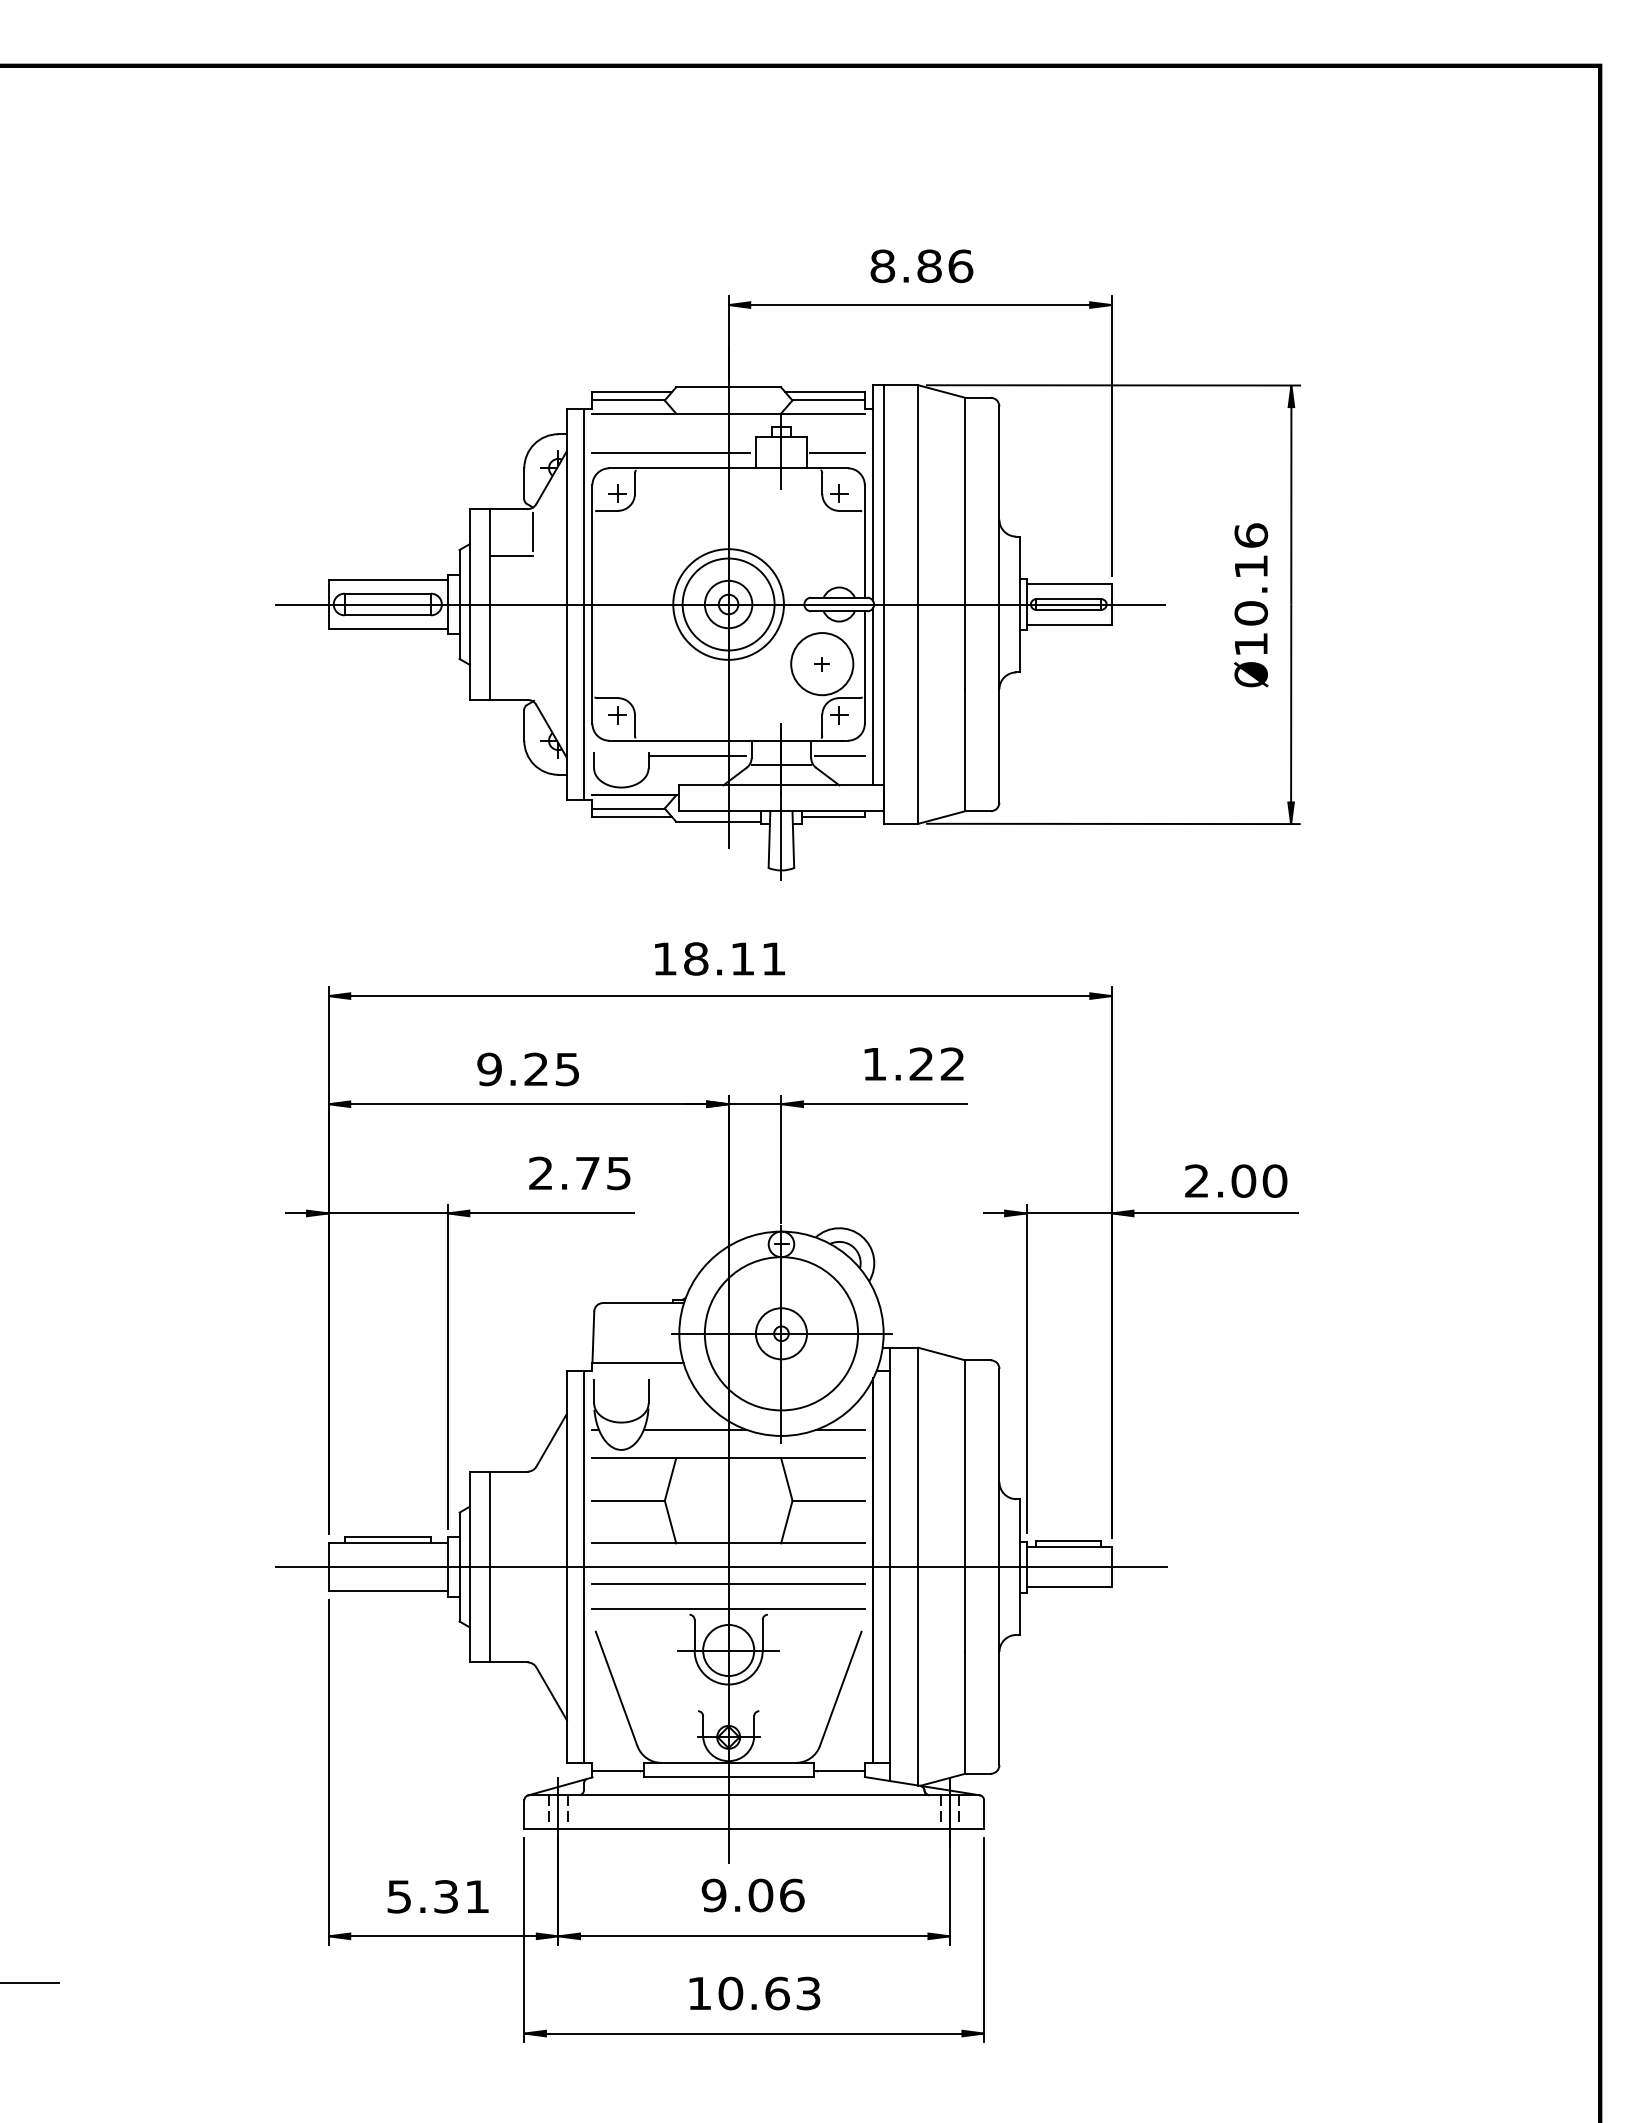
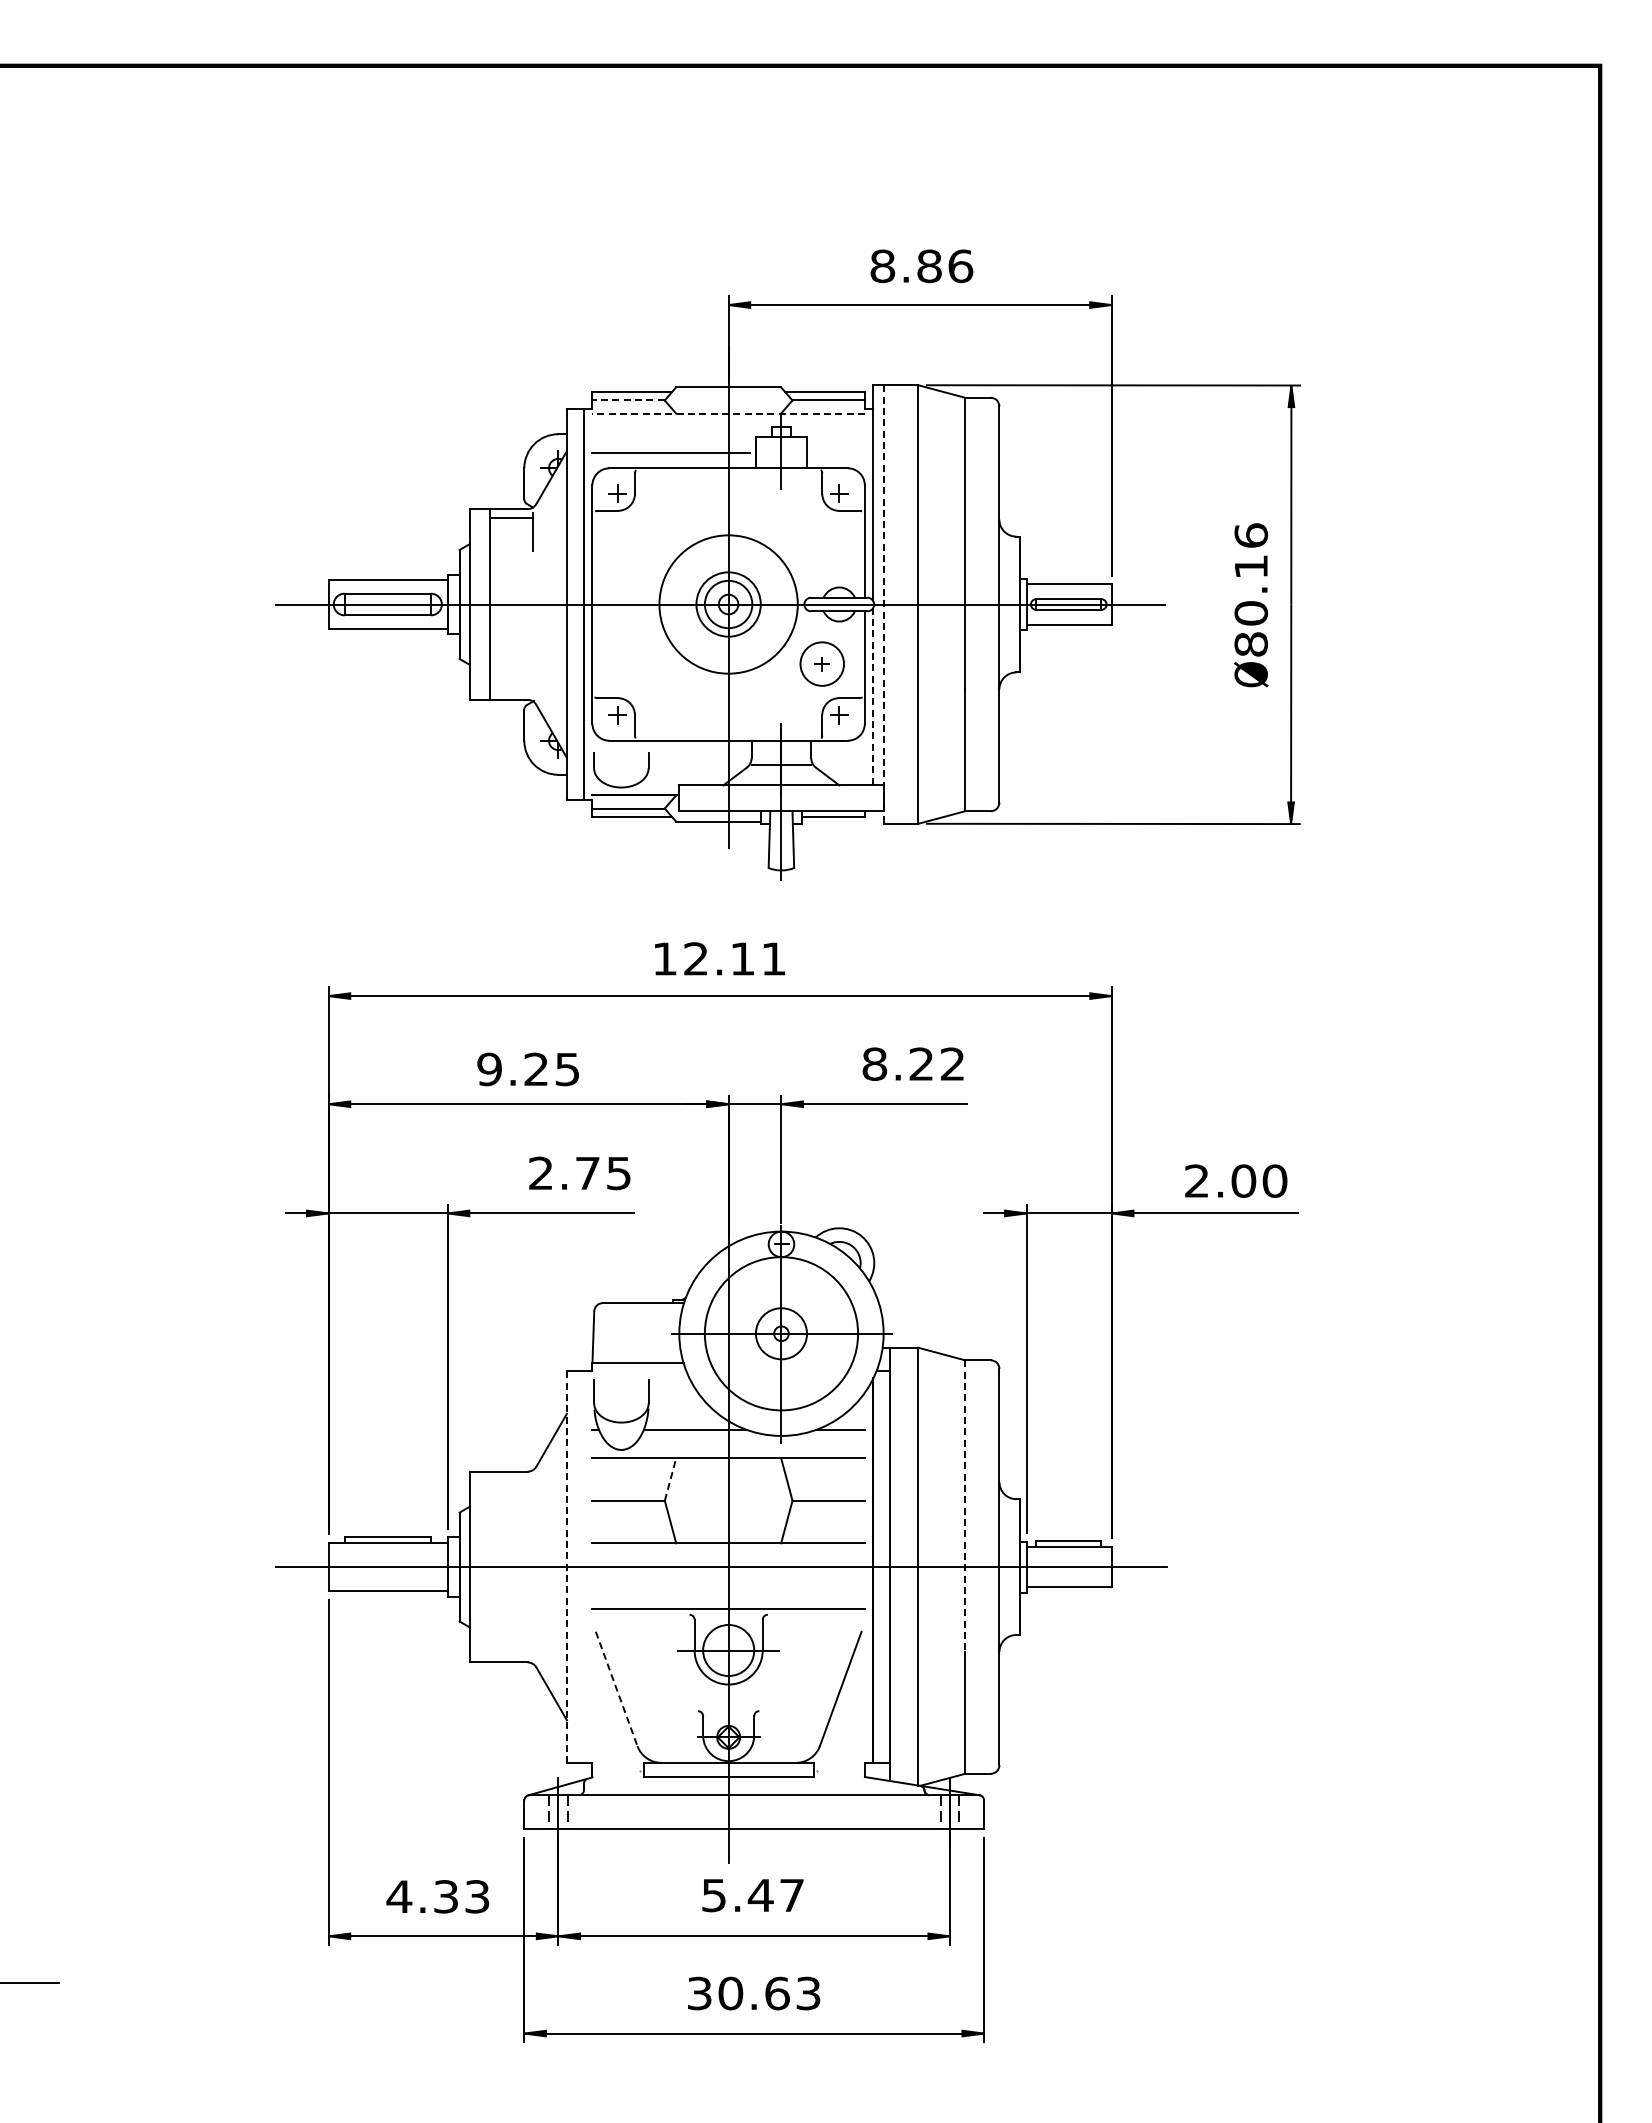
line: solid -> dashed (628, 400)
line: solid -> dashed (728, 413)
line: present -> none (836, 452)
line position: (511, 556) -> (511, 518) (511, 518)
circle diameter: 111 px -> 138 px (728, 604)
circle diameter: 92 px -> 64 px (728, 604)
line: solid -> dashed (883, 605)
text: 10.16 -> 80.16 (1250, 644)
circle diameter: 62 px -> 44 px (822, 663)
line: solid -> dashed (873, 696)
line: present -> none (697, 756)
line: present -> none (839, 756)
text: 18.11 -> 12.11 (696, 958)
text: 1.22 -> 8.22 (874, 1063)
line: solid -> dashed (670, 1479)
line: solid -> dashed (965, 1506)
line: present -> none (490, 1566)
line: present -> none (583, 1566)
line: solid -> dashed (566, 1567)
line: present -> none (728, 1583)
line: solid -> dashed (616, 1688)
line: present -> none (617, 1771)
line: present -> none (838, 1771)
text: 9.06 -> 5.47 (752, 1895)
text: 5.31 -> 4.33 (437, 1896)
text: 10.63 -> 30.63 (699, 1993)
